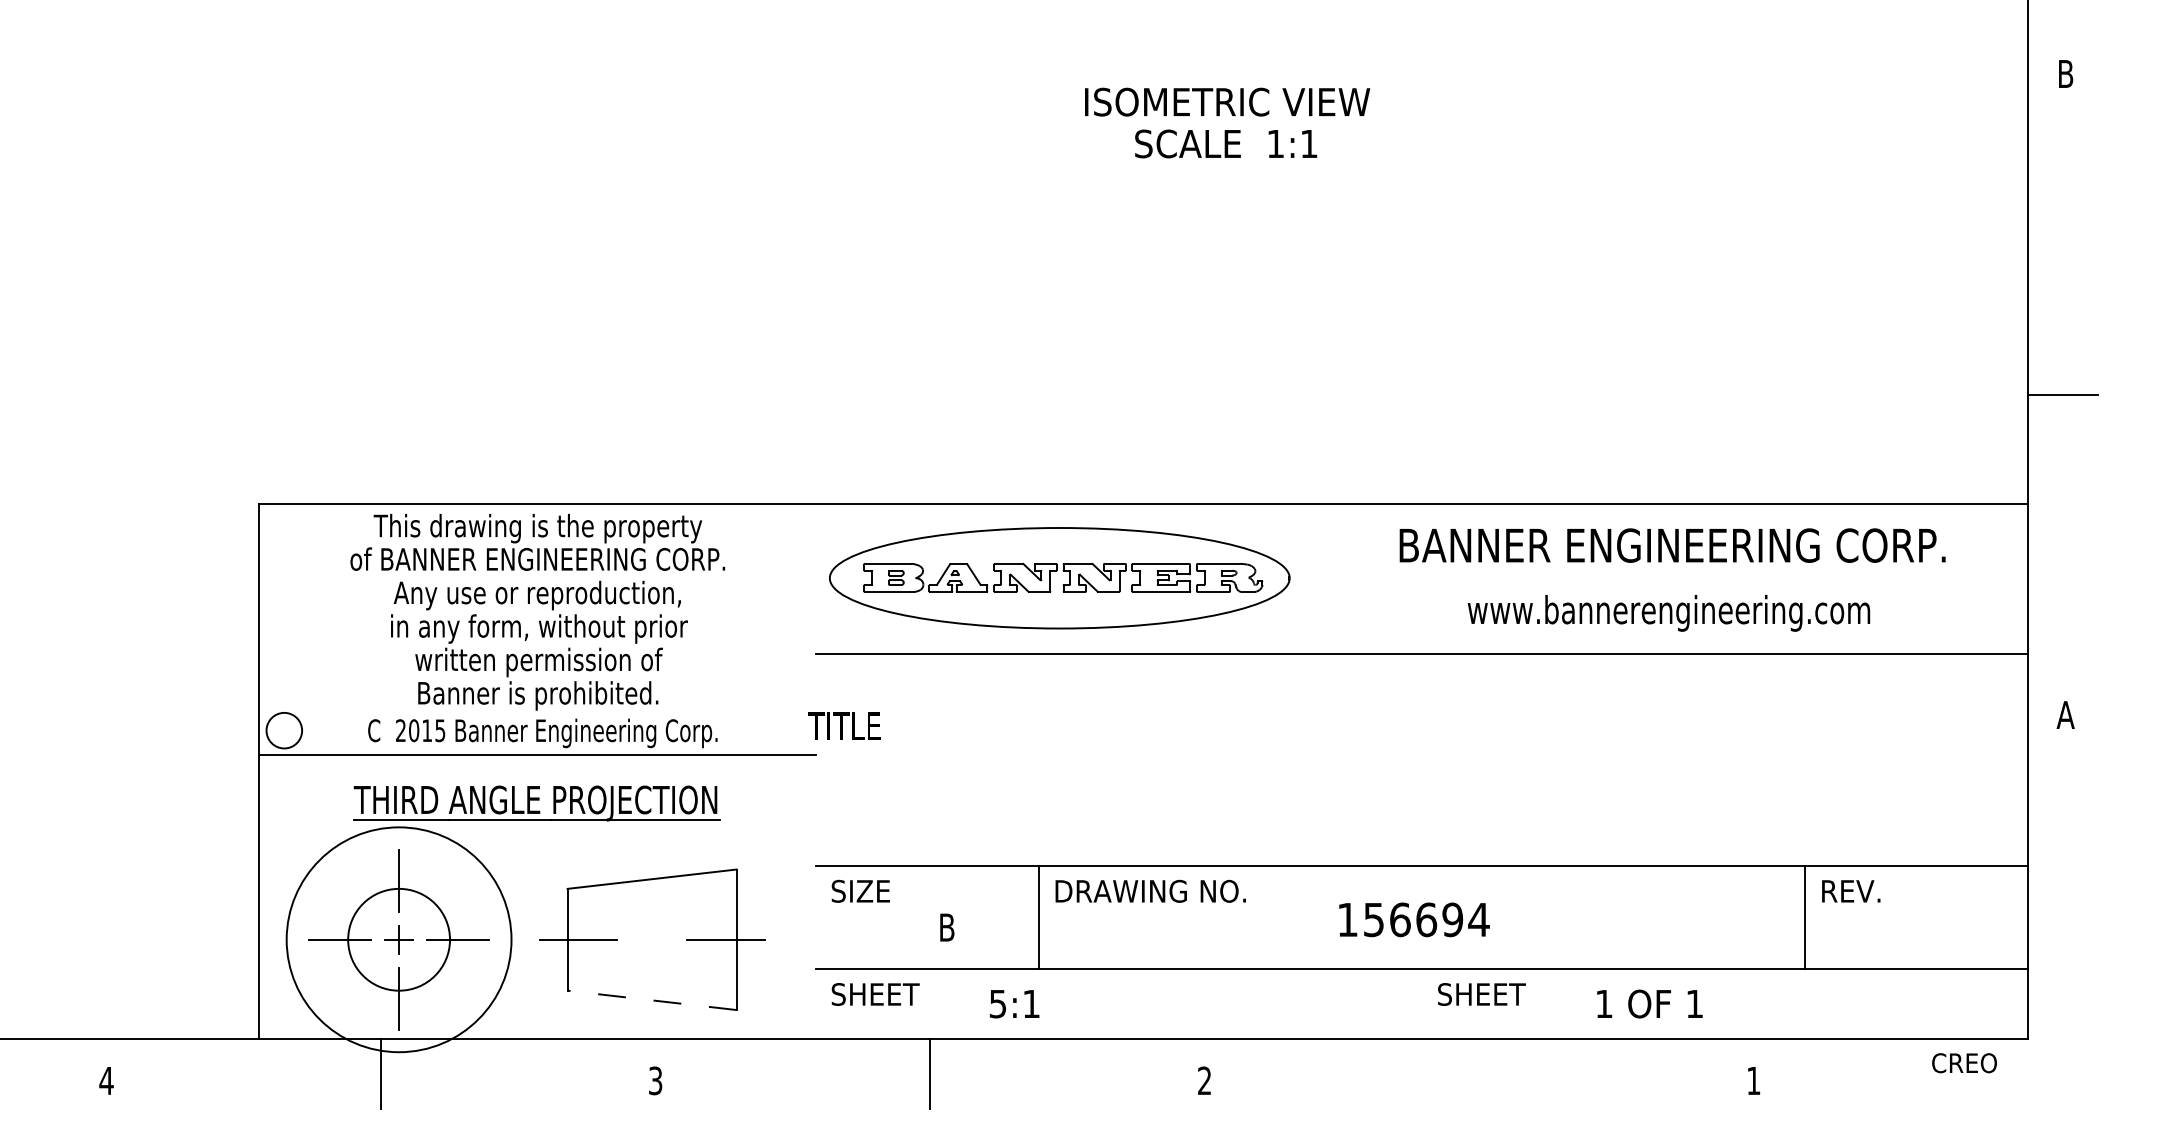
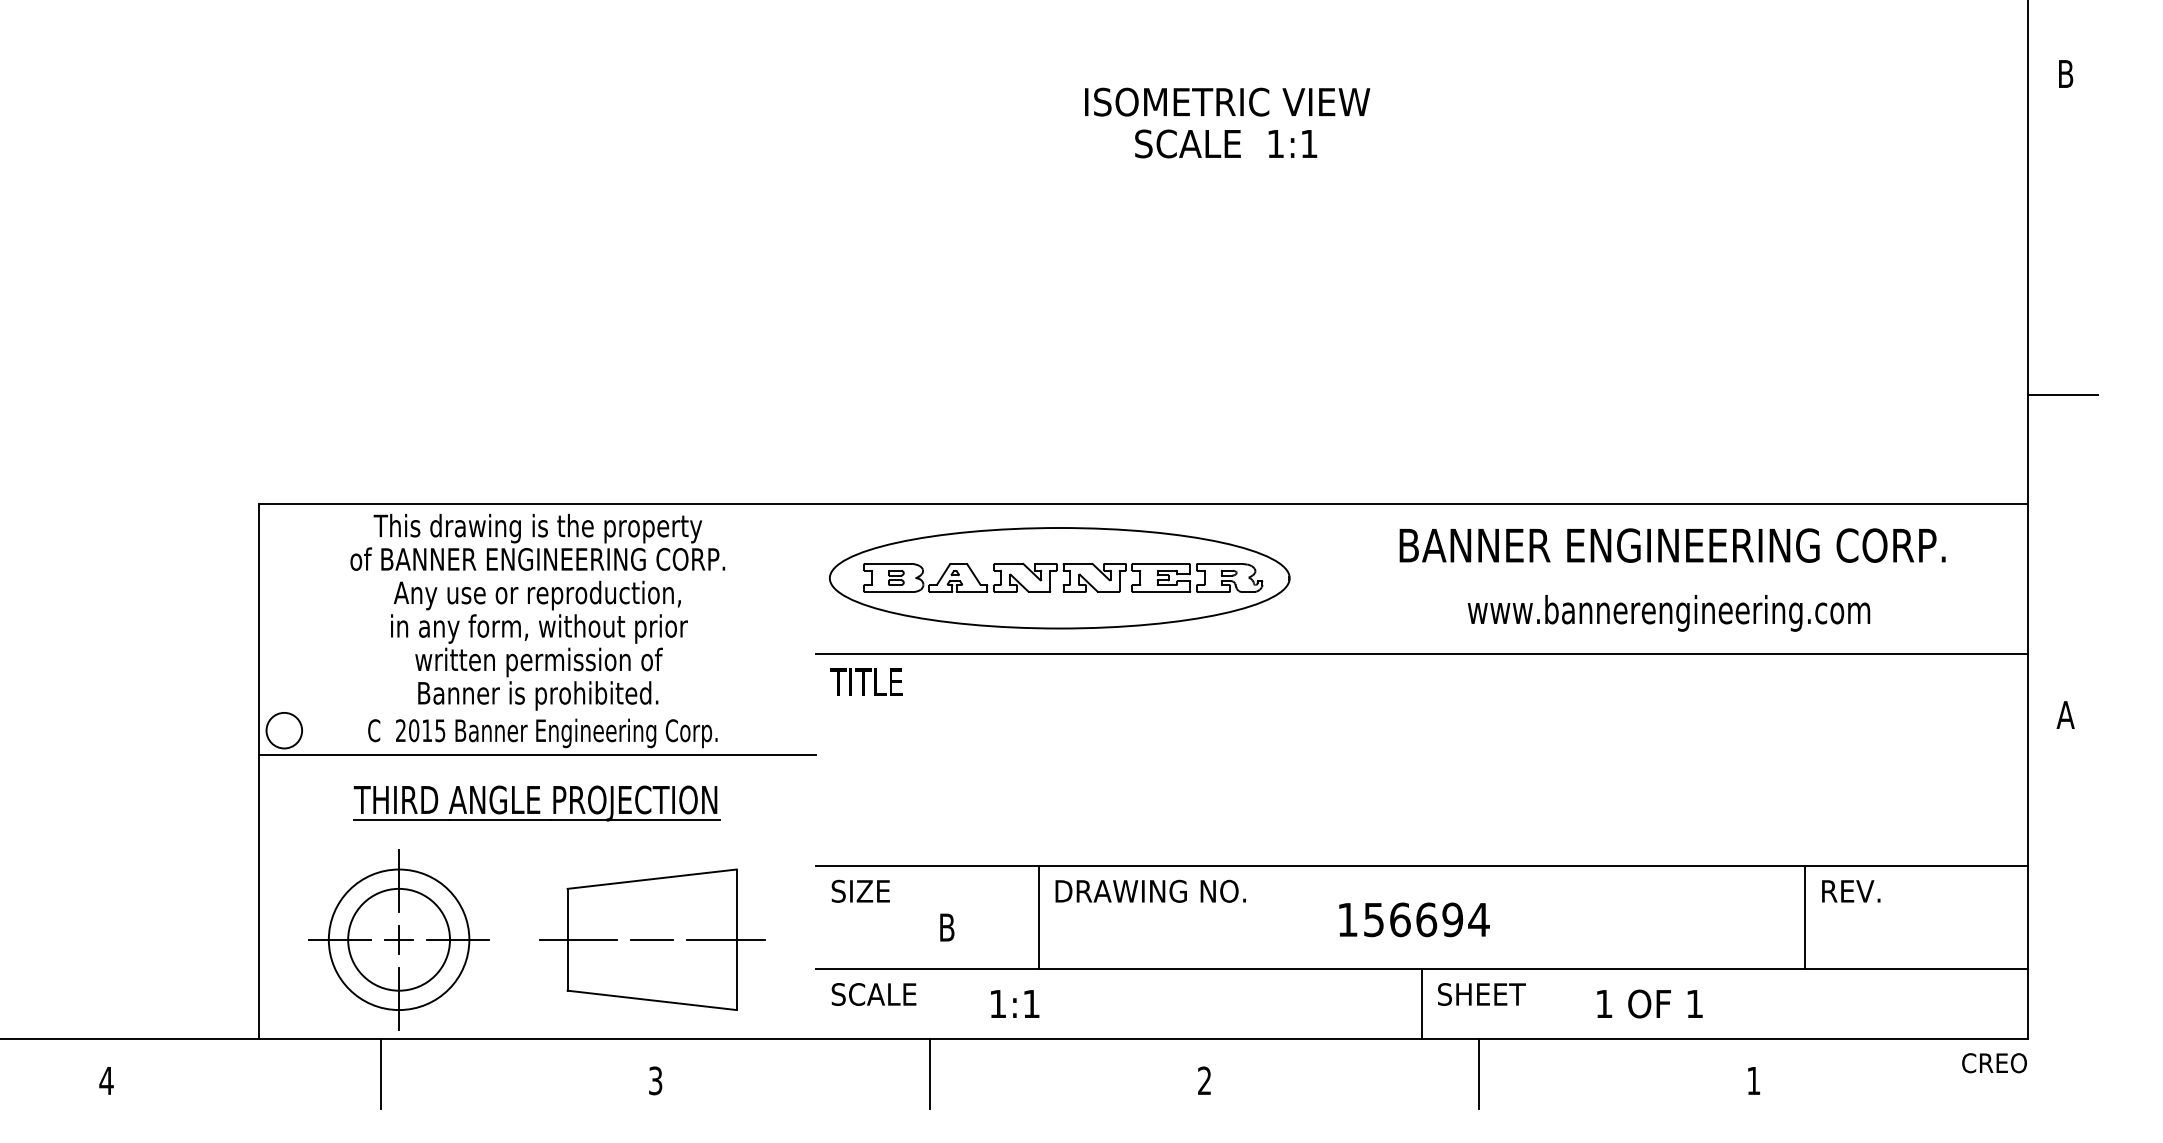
text position: (844, 725) -> (866, 681) (866, 681)
circle diameter: 225 px -> 141 px (398, 939)
line: none -> present (652, 939)
text: SHEET -> SCALE (884, 994)
line: dashed -> solid (651, 1000)
text: 5:1 -> 1:1 (997, 1004)
line: none -> present (1422, 1004)
text position: (1964, 1063) -> (1994, 1063) (1994, 1063)
line: none -> present (1479, 1073)
